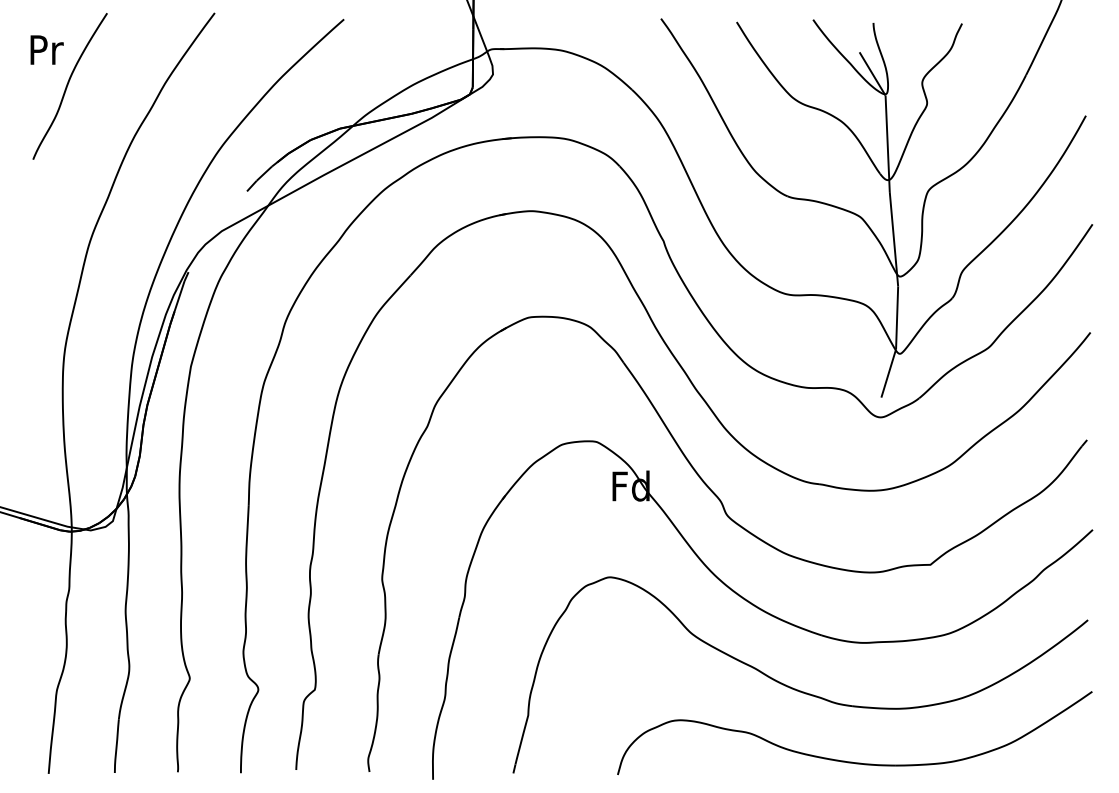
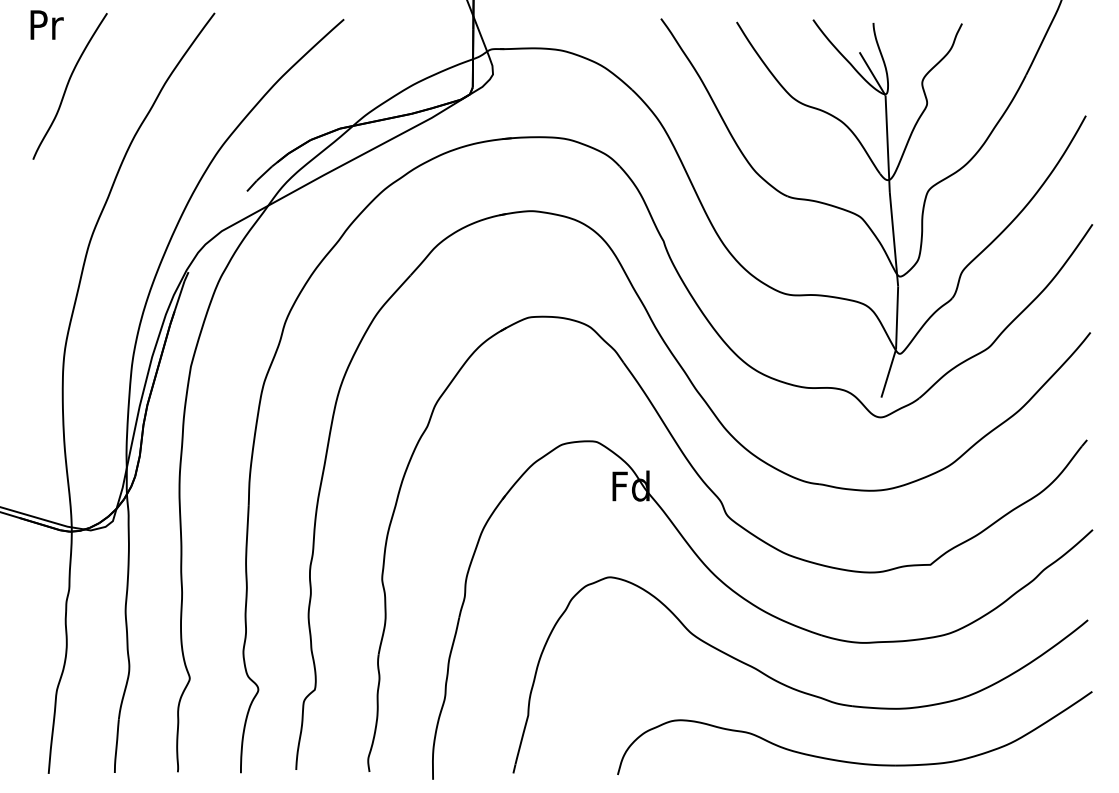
text position: (46, 49) -> (46, 24) (46, 24)
